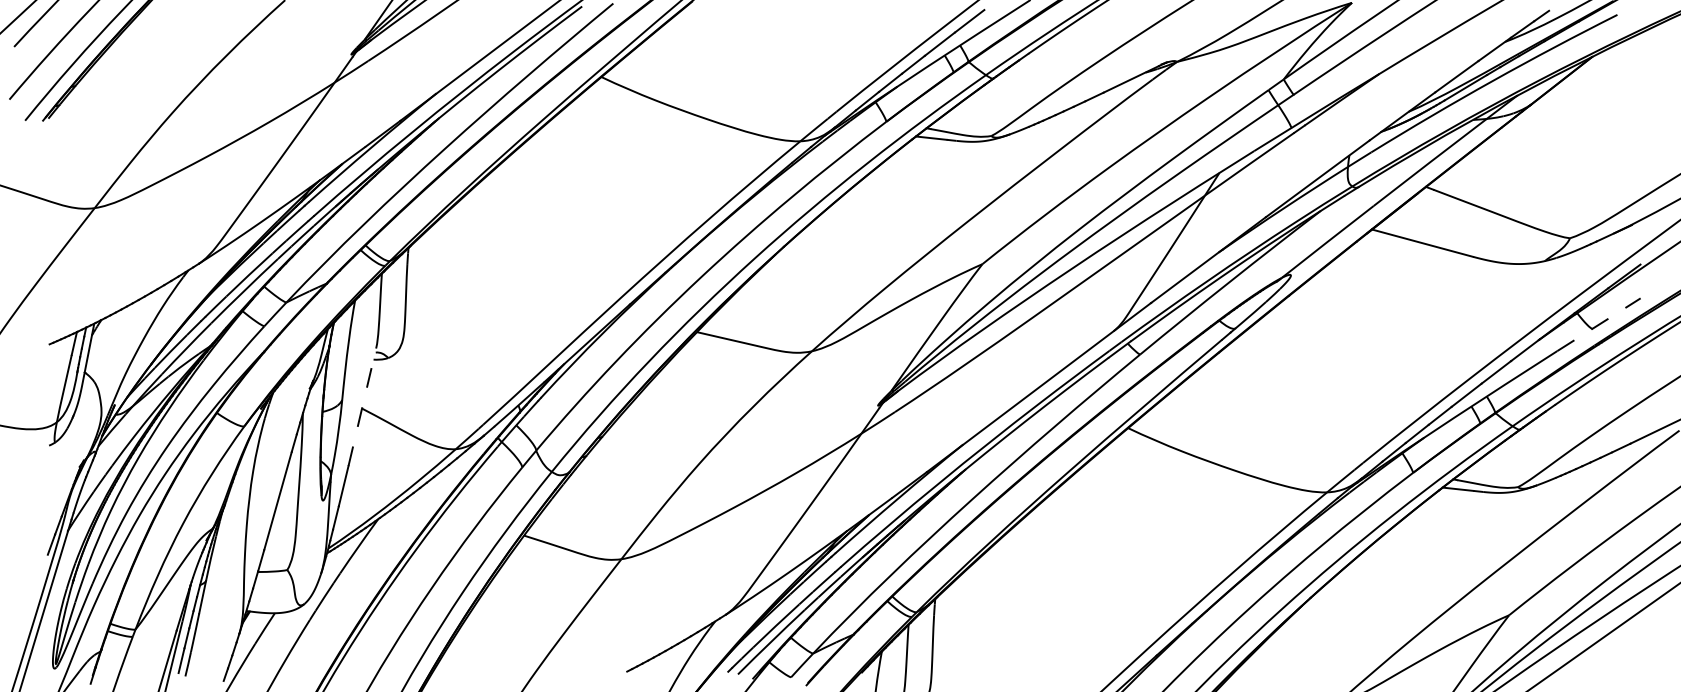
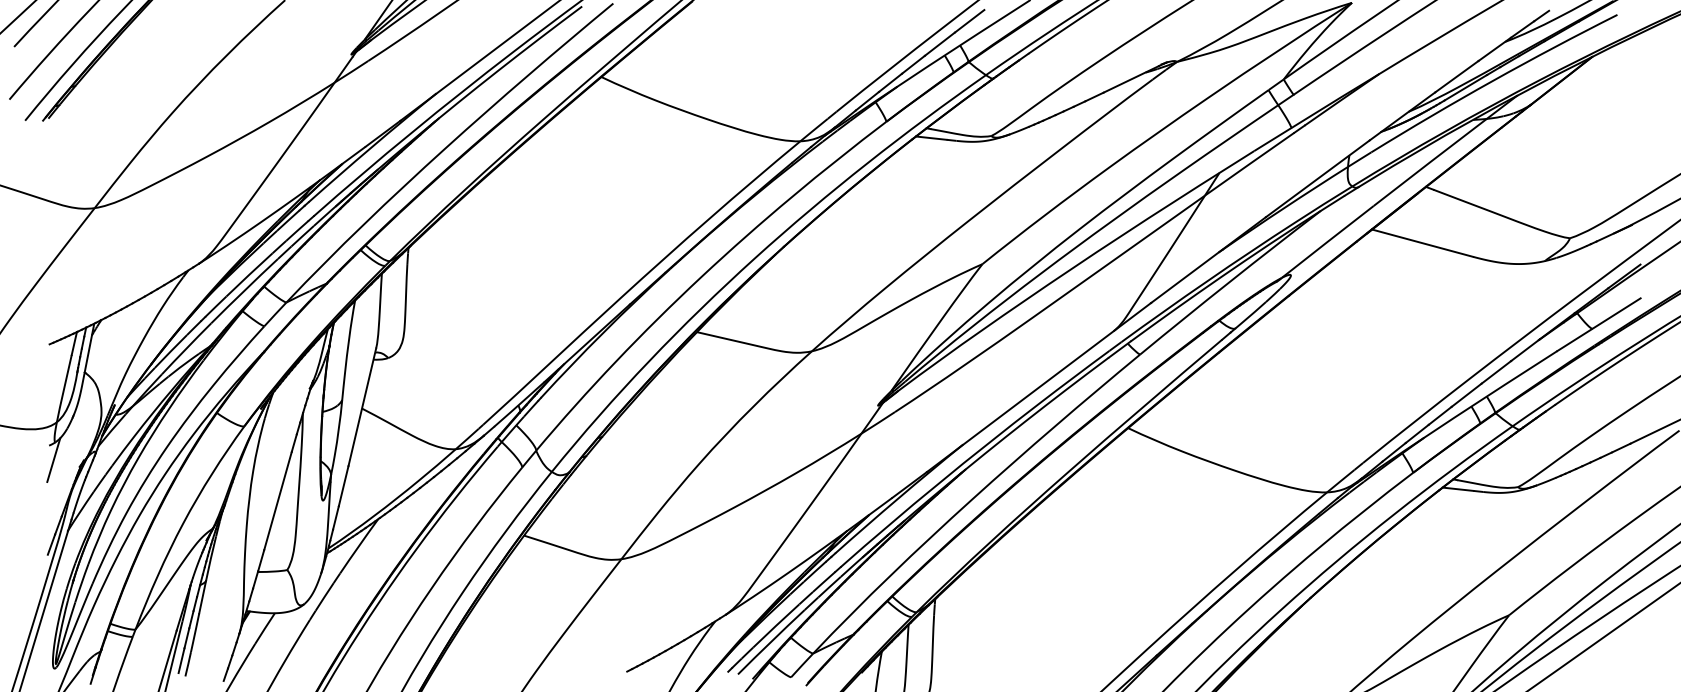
line: dashed -> solid (1599, 324)
line: dashed -> solid (362, 406)
line: none -> present (53, 459)
